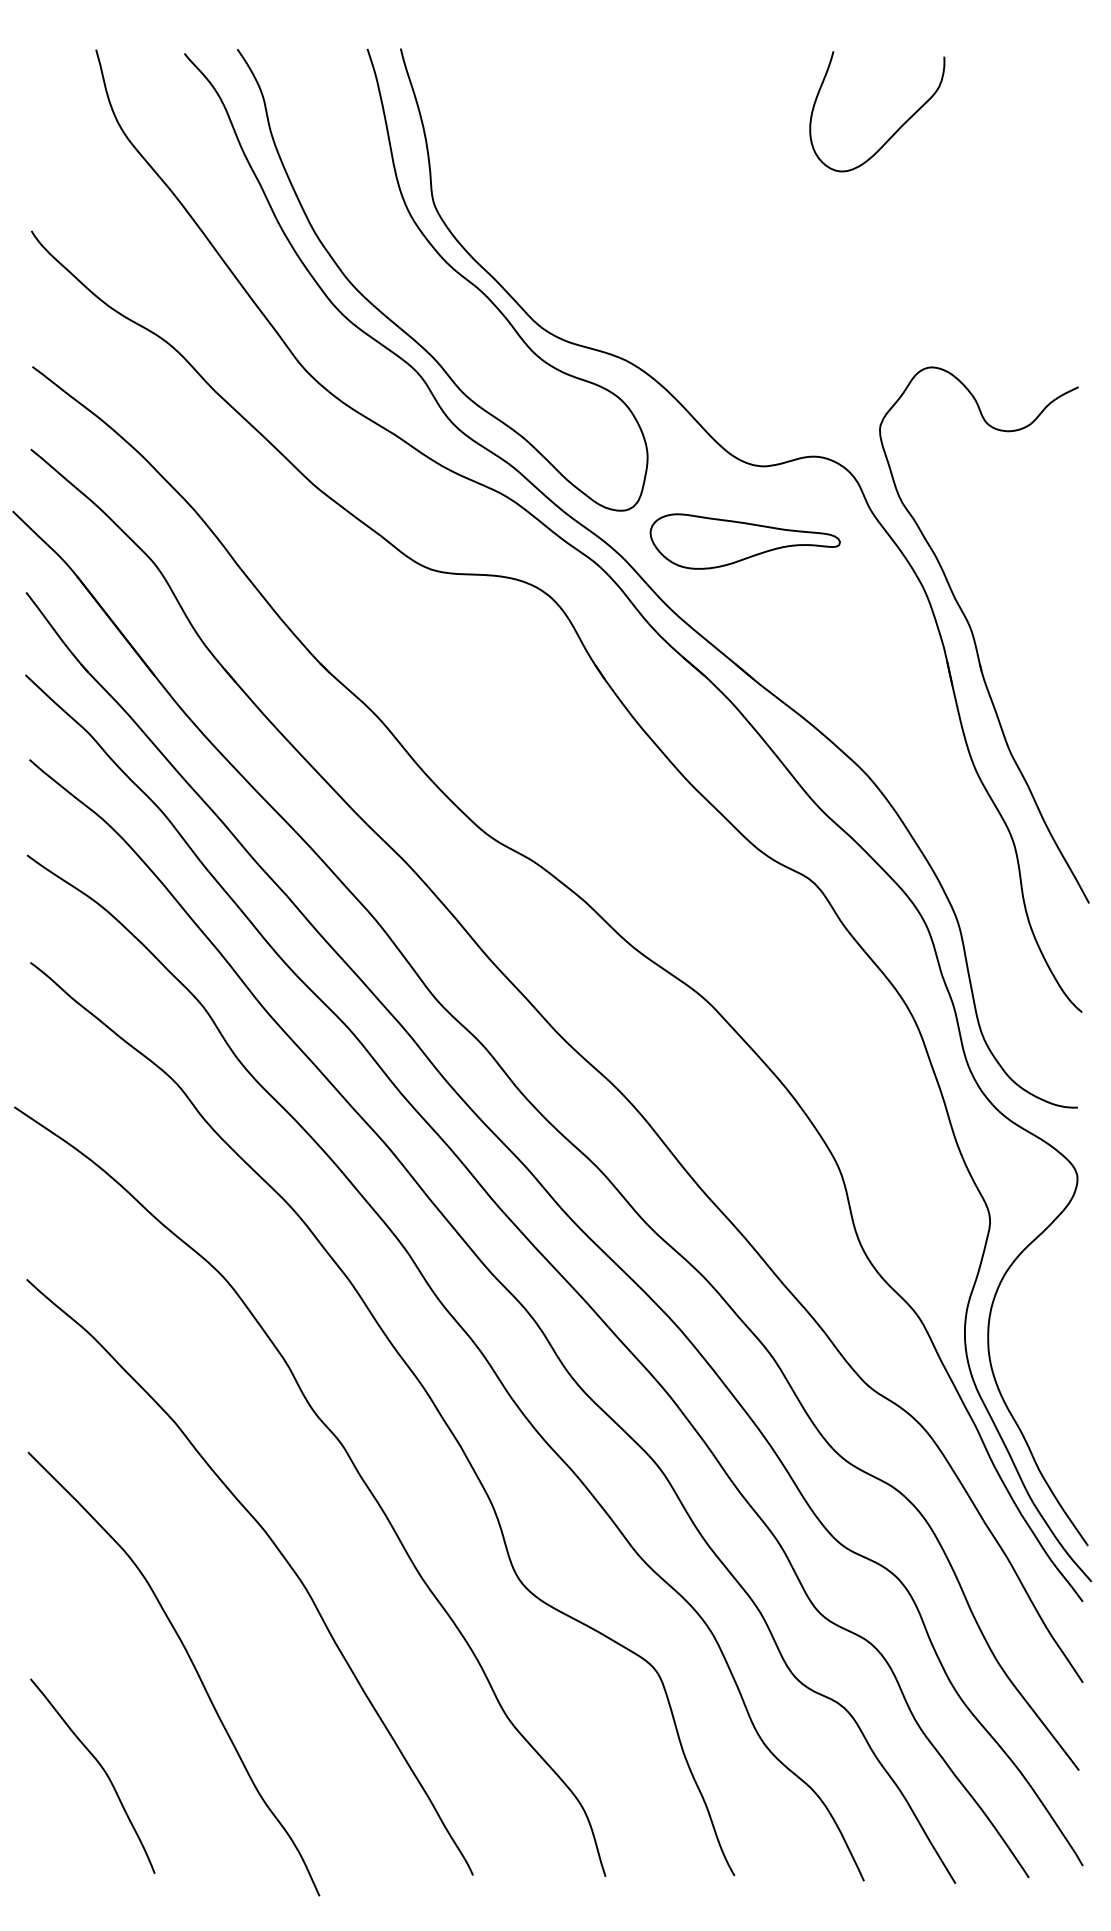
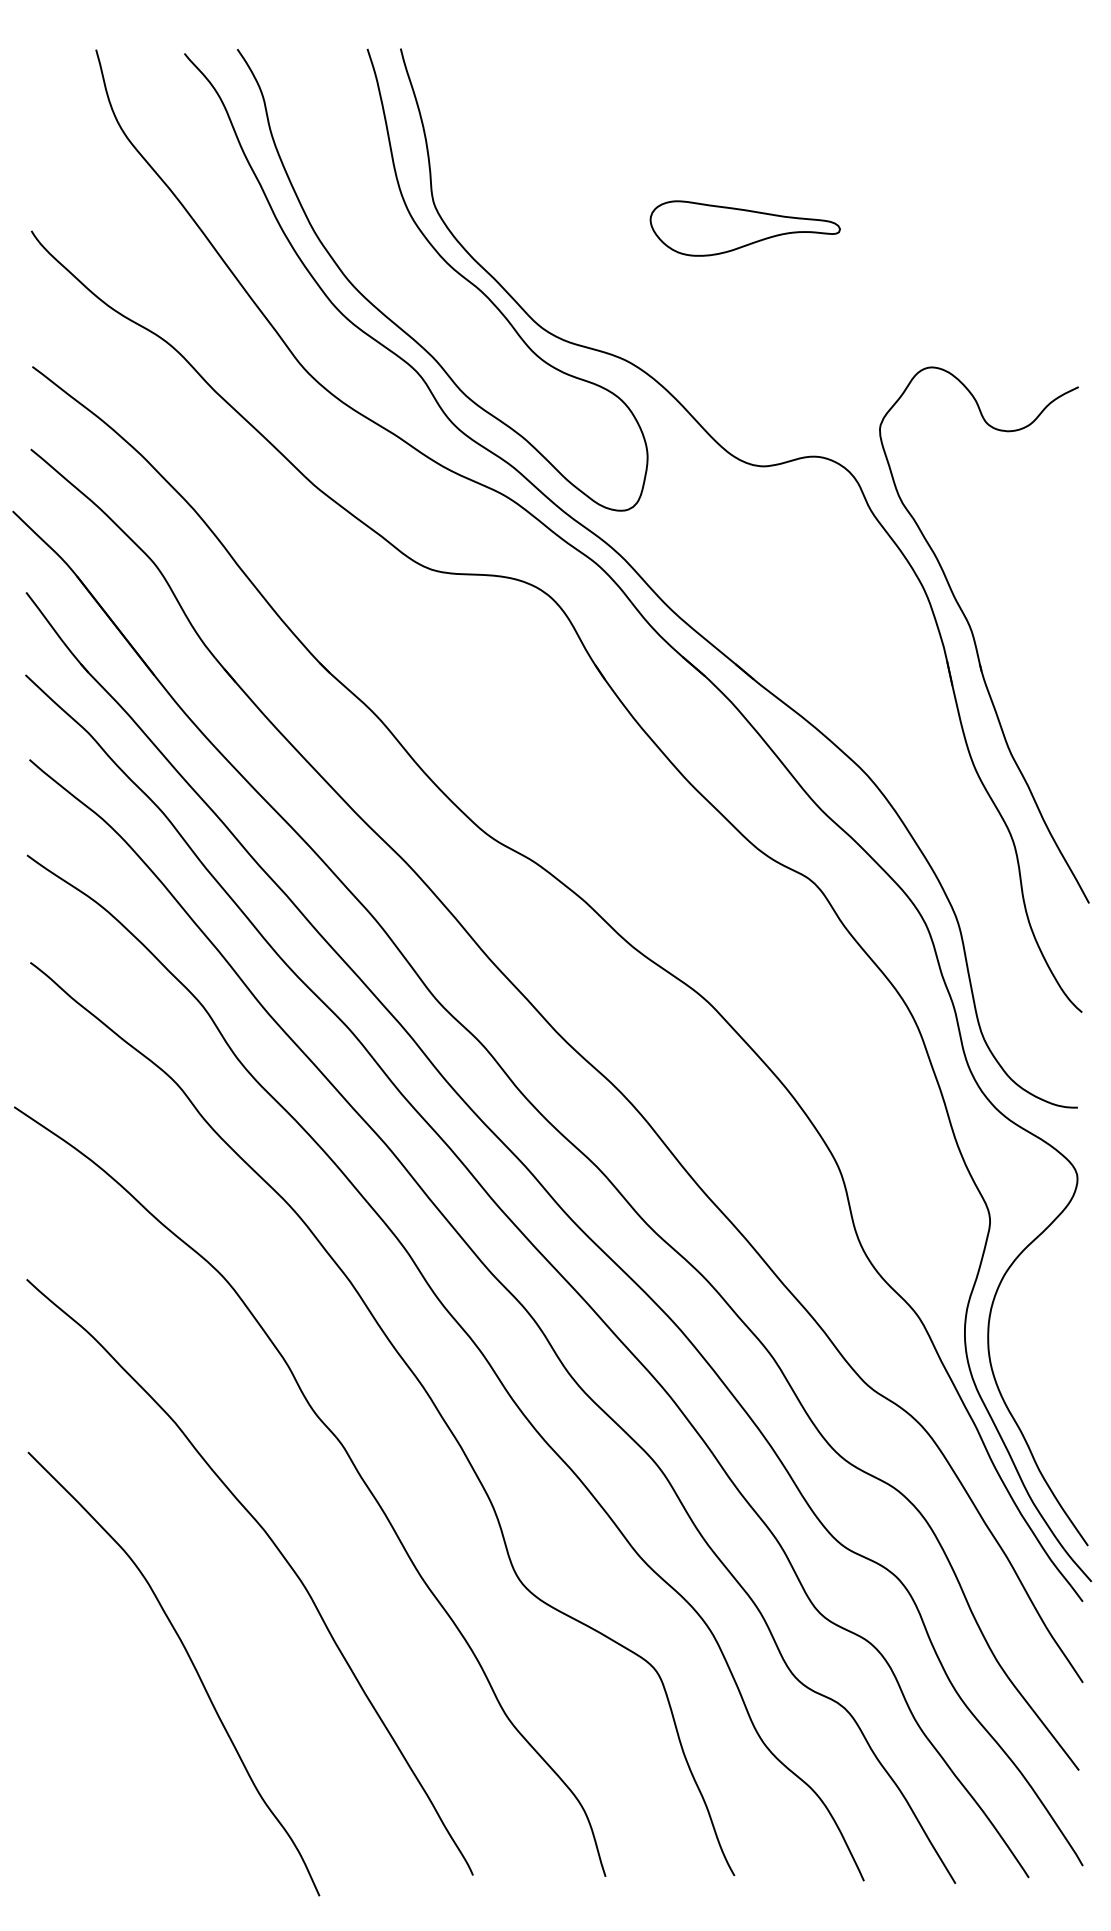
curve: present -> none (896, 130)
part position: (744, 541) -> (744, 228) (744, 228)
curve: present -> none (101, 1768)
